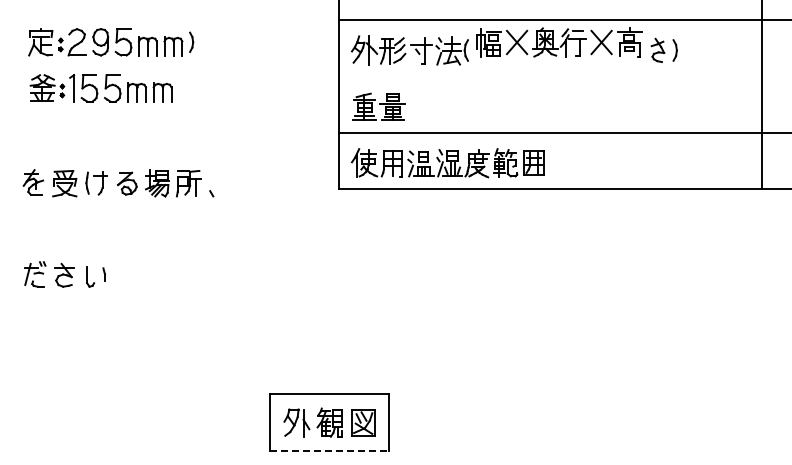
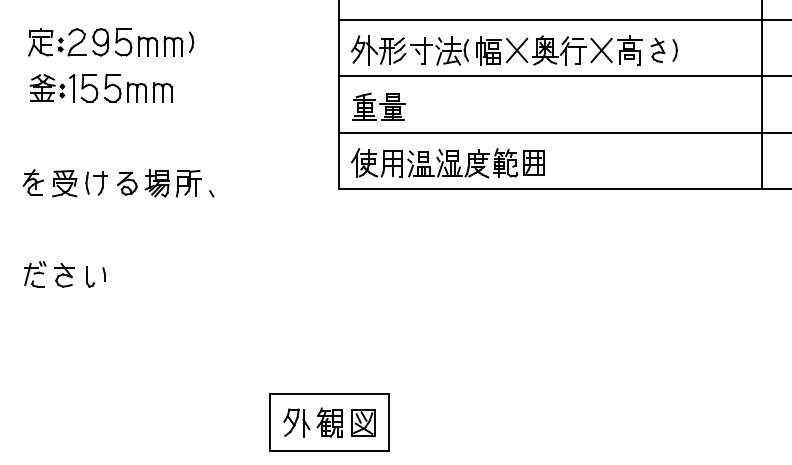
part position: (559, 42) -> (559, 50) (559, 50)
line: none -> present (563, 76)
line: dashed -> solid (329, 450)
